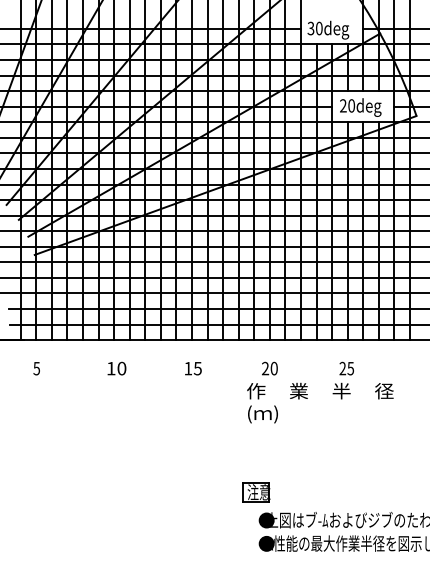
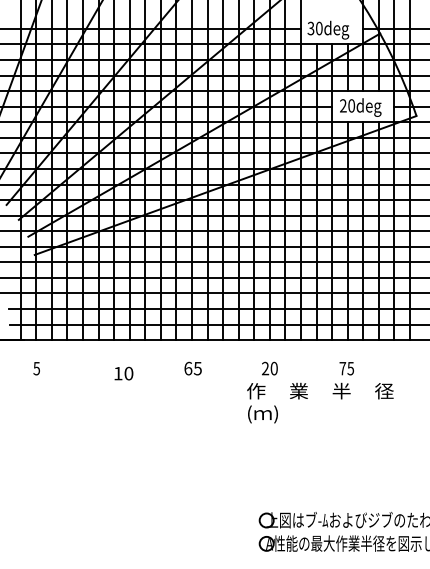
text position: (116, 368) -> (123, 373) (123, 373)
text: 15 -> 65 (188, 368)
text: 25 -> 75 (342, 368)
part: present -> none (256, 492)
fill: present -> none (266, 520)
fill: present -> none (266, 543)
